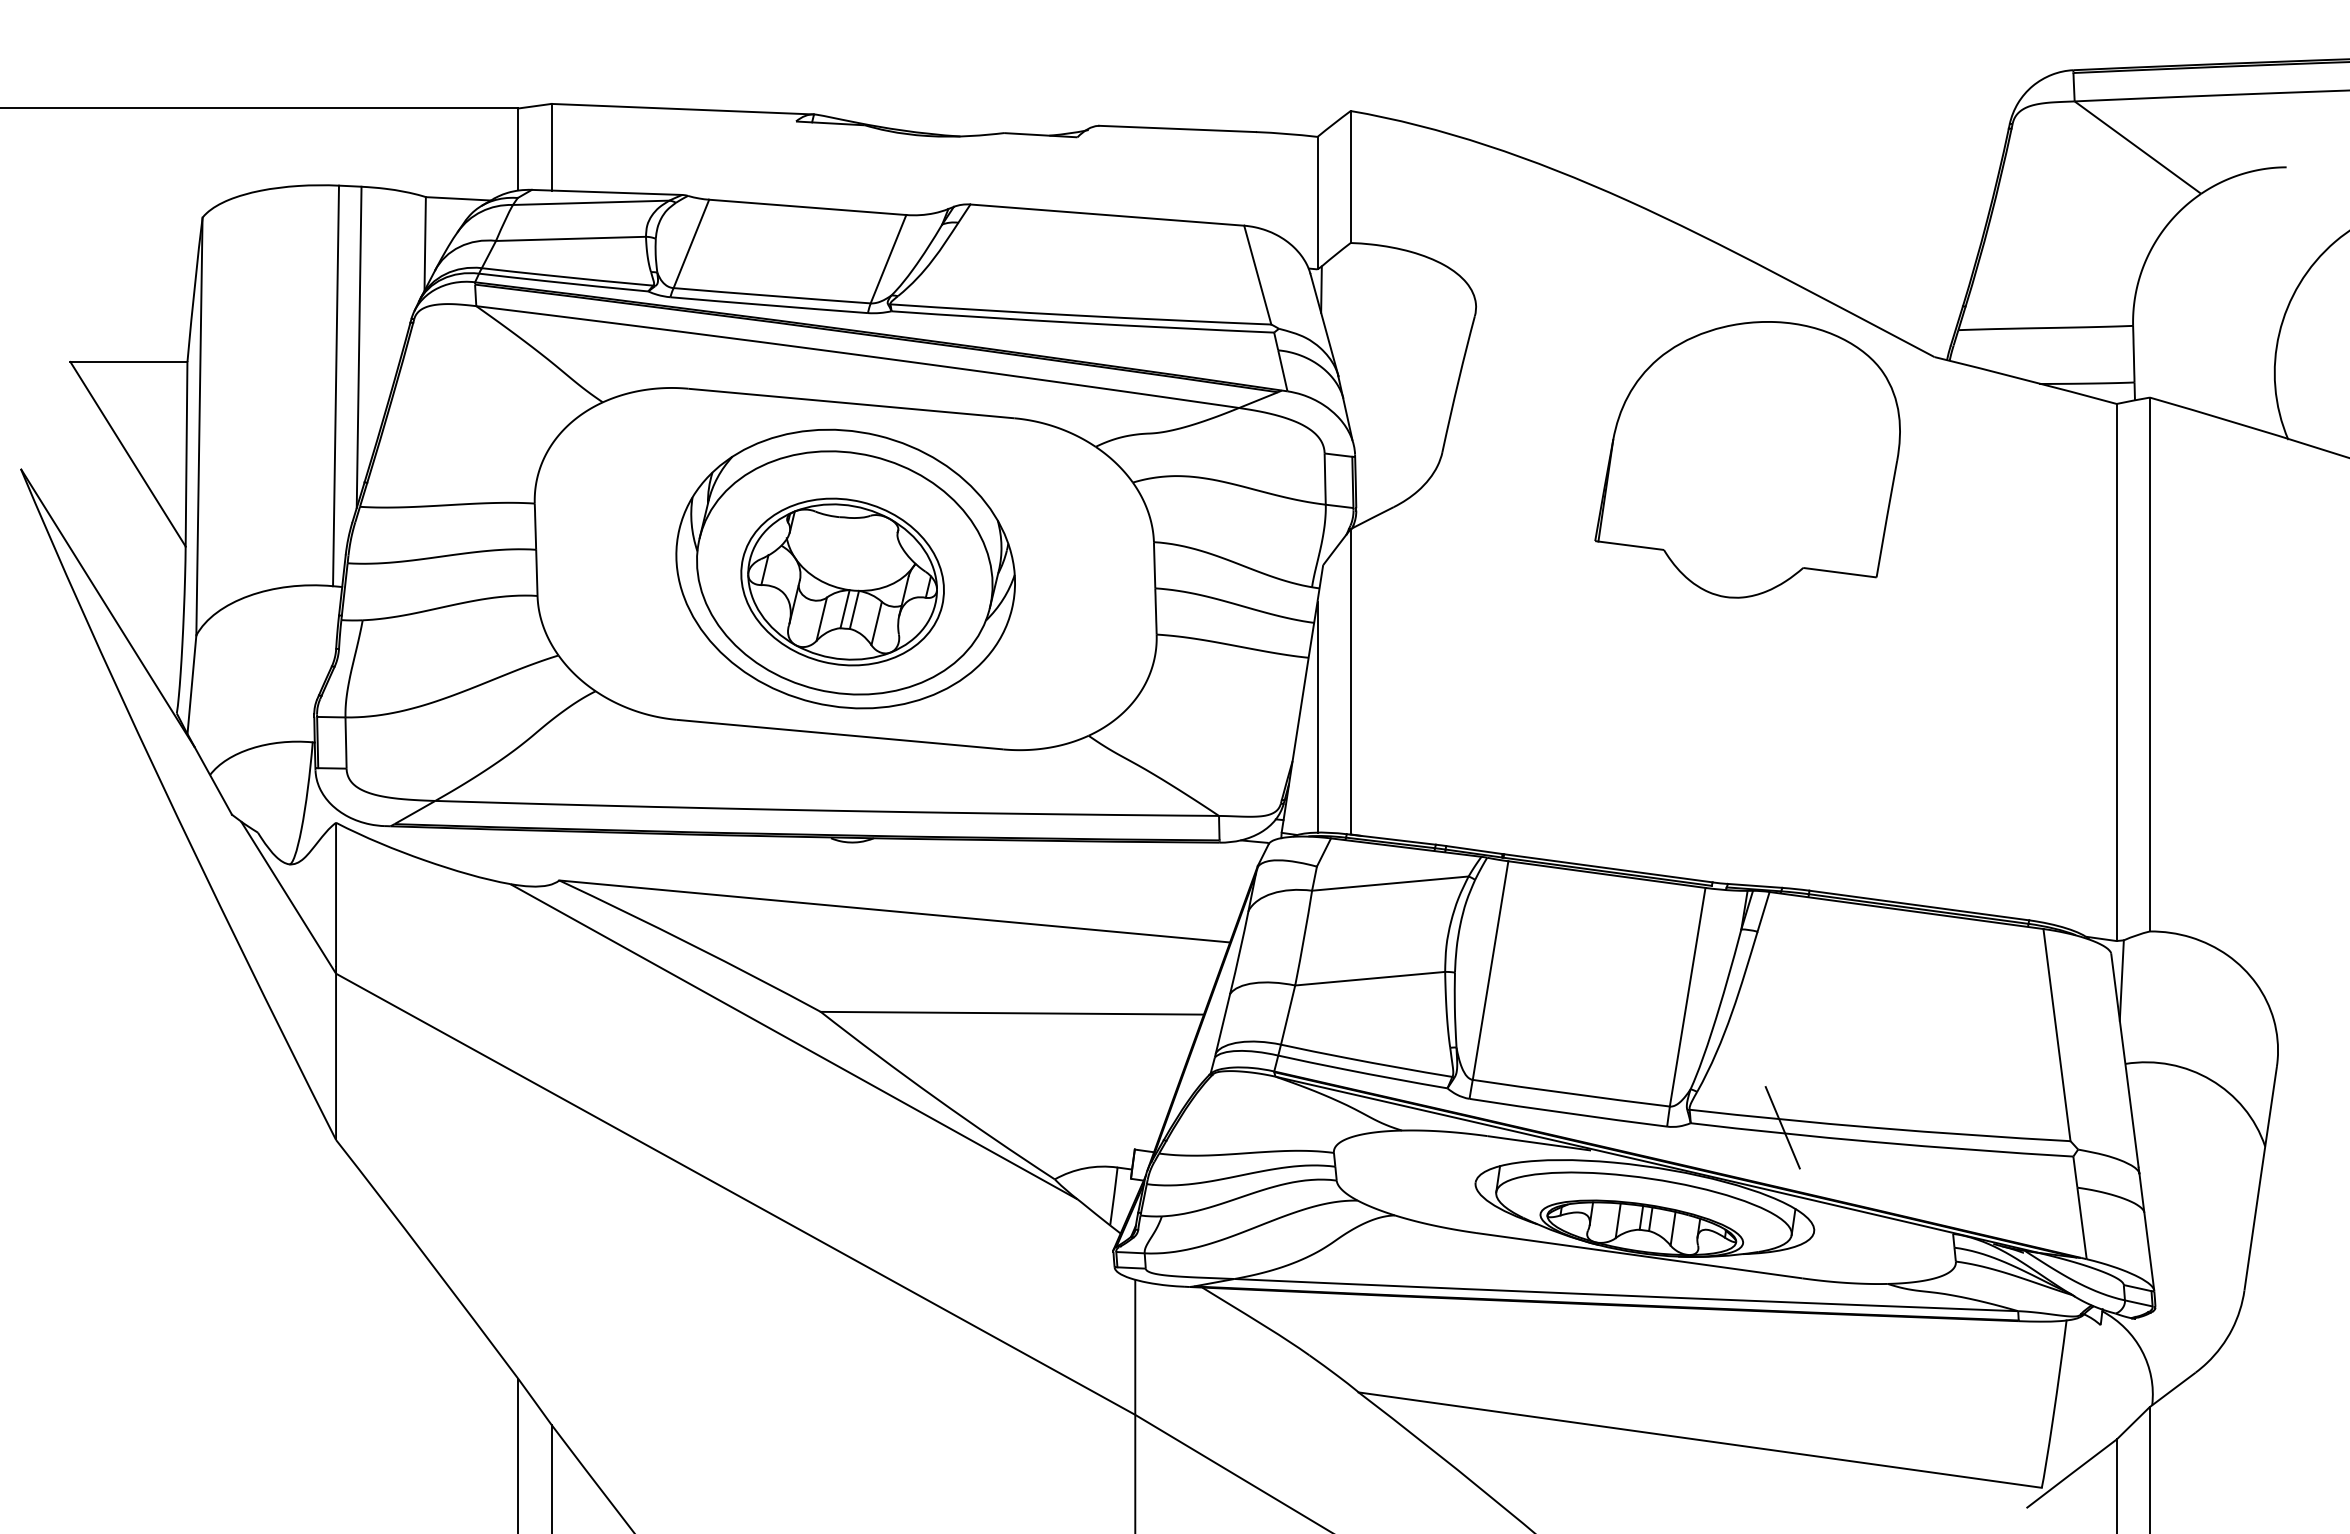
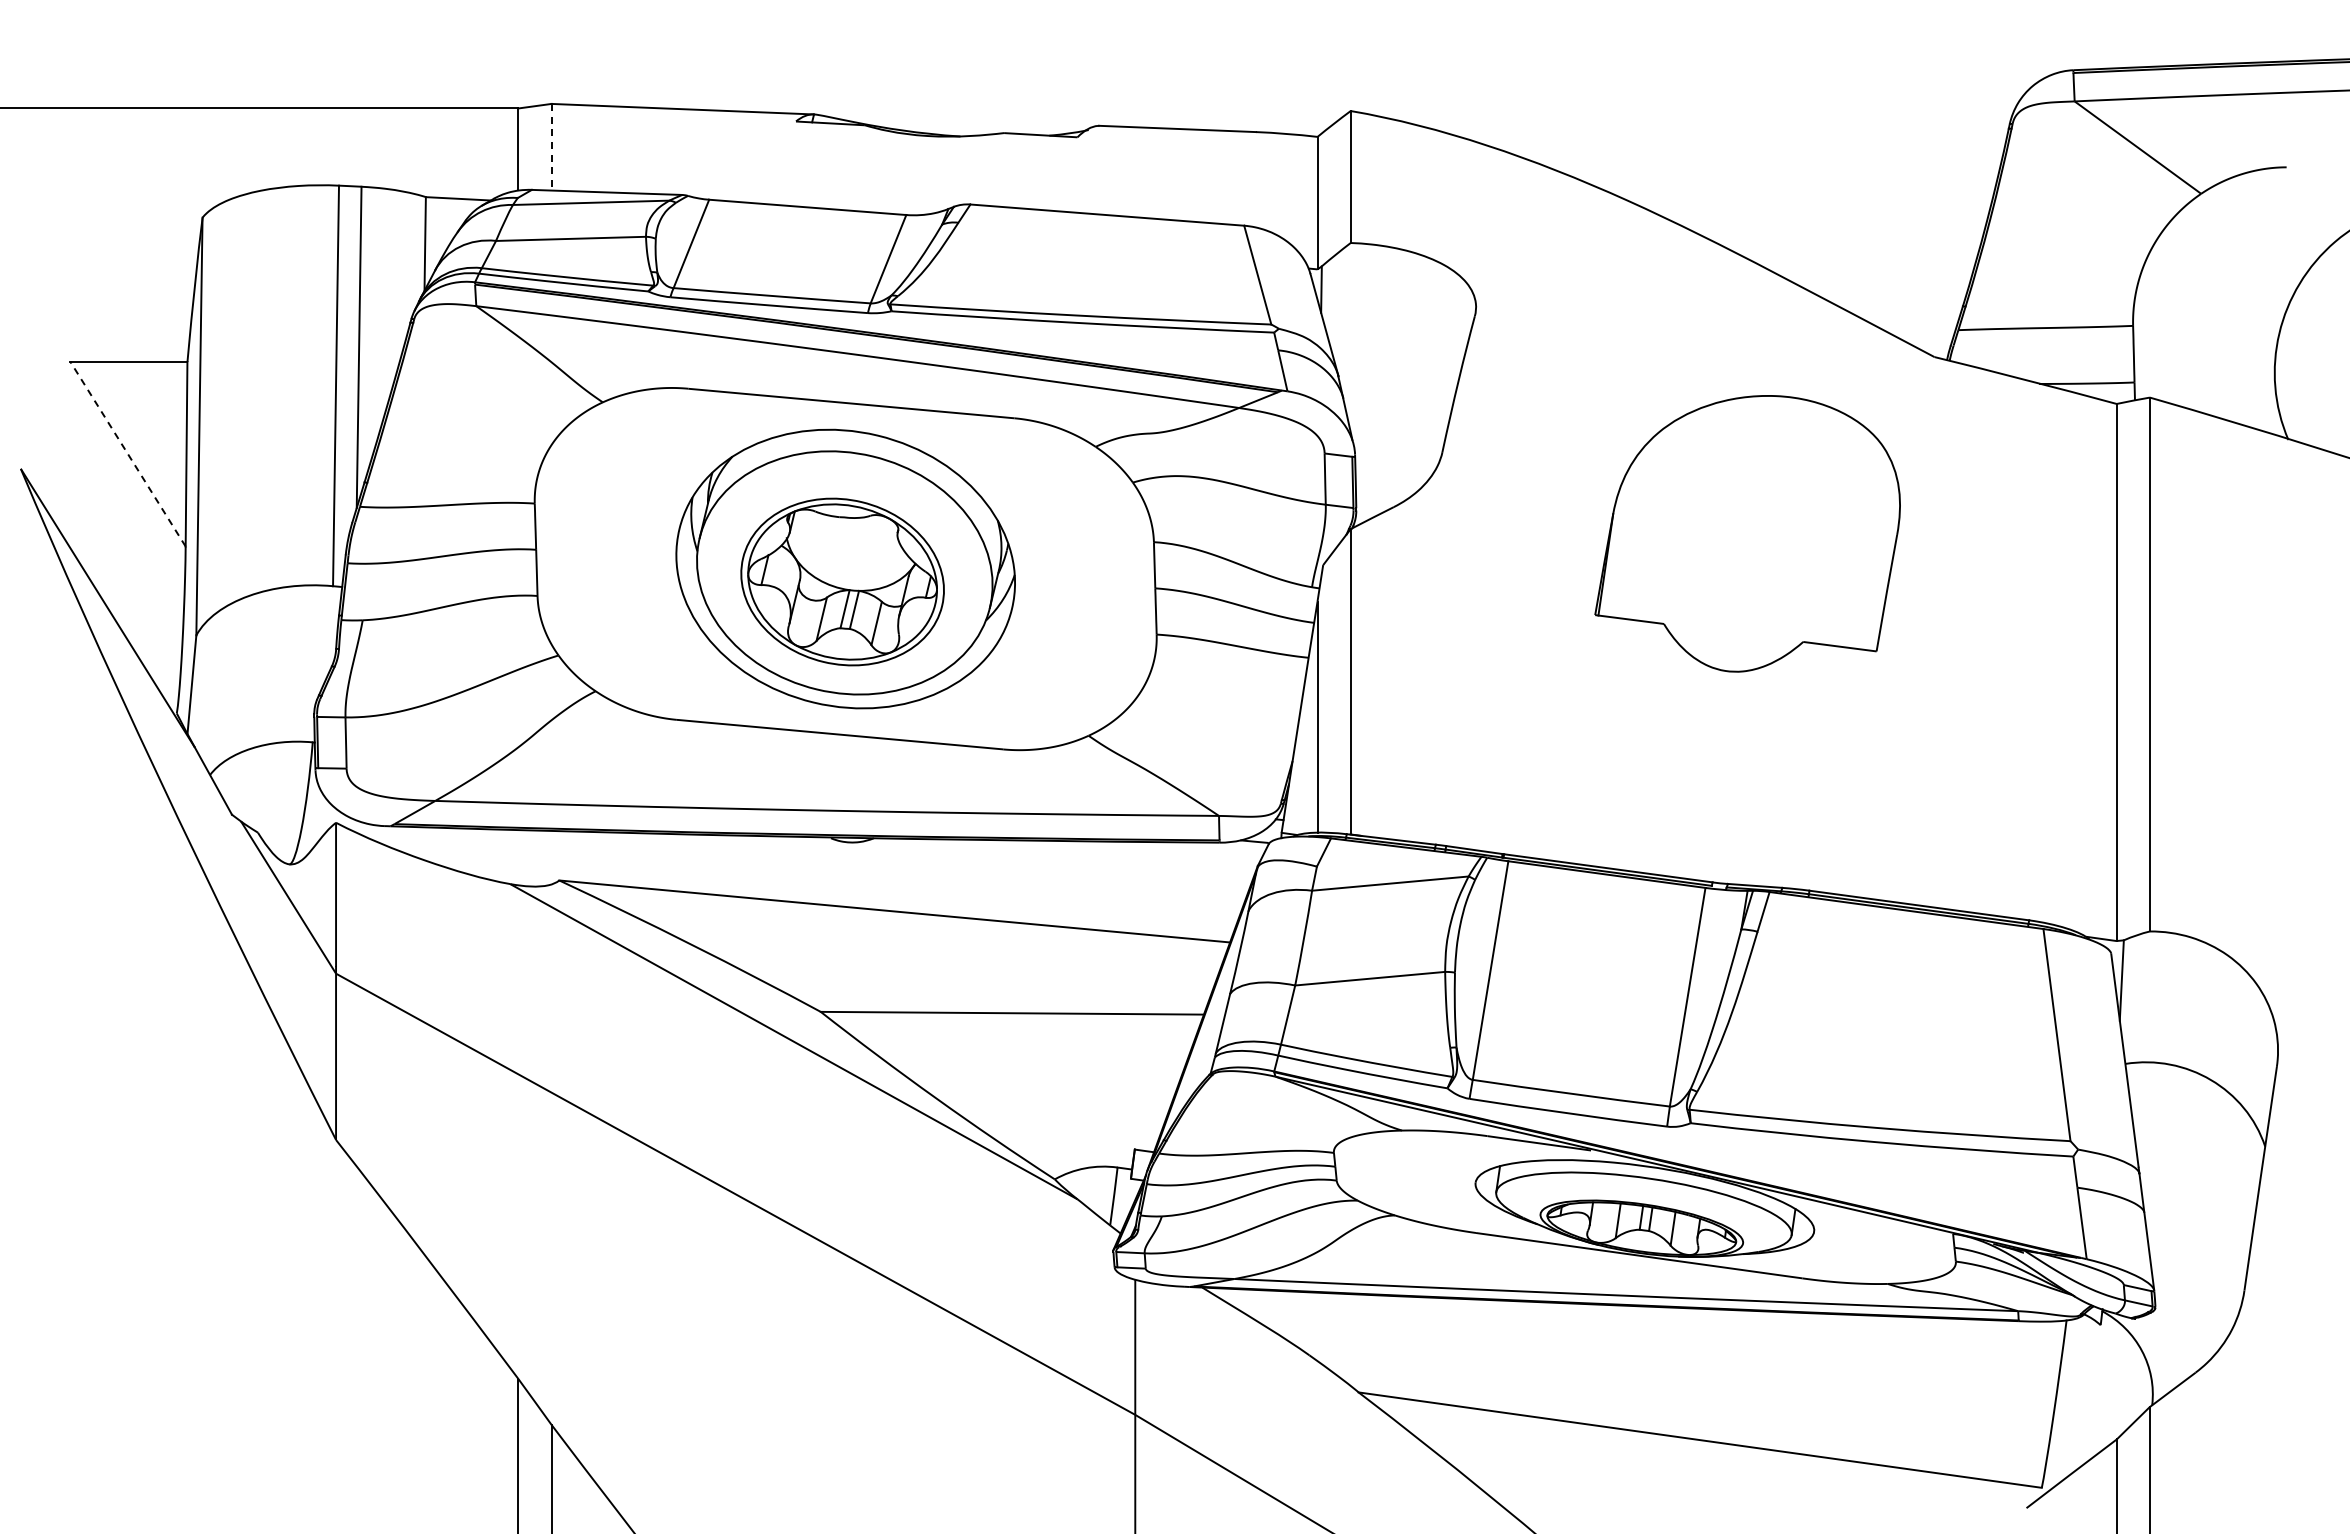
line: solid -> dashed (551, 147)
line: solid -> dashed (128, 454)
part position: (1747, 459) -> (1747, 533) (1747, 533)
line: present -> none (1782, 1127)
